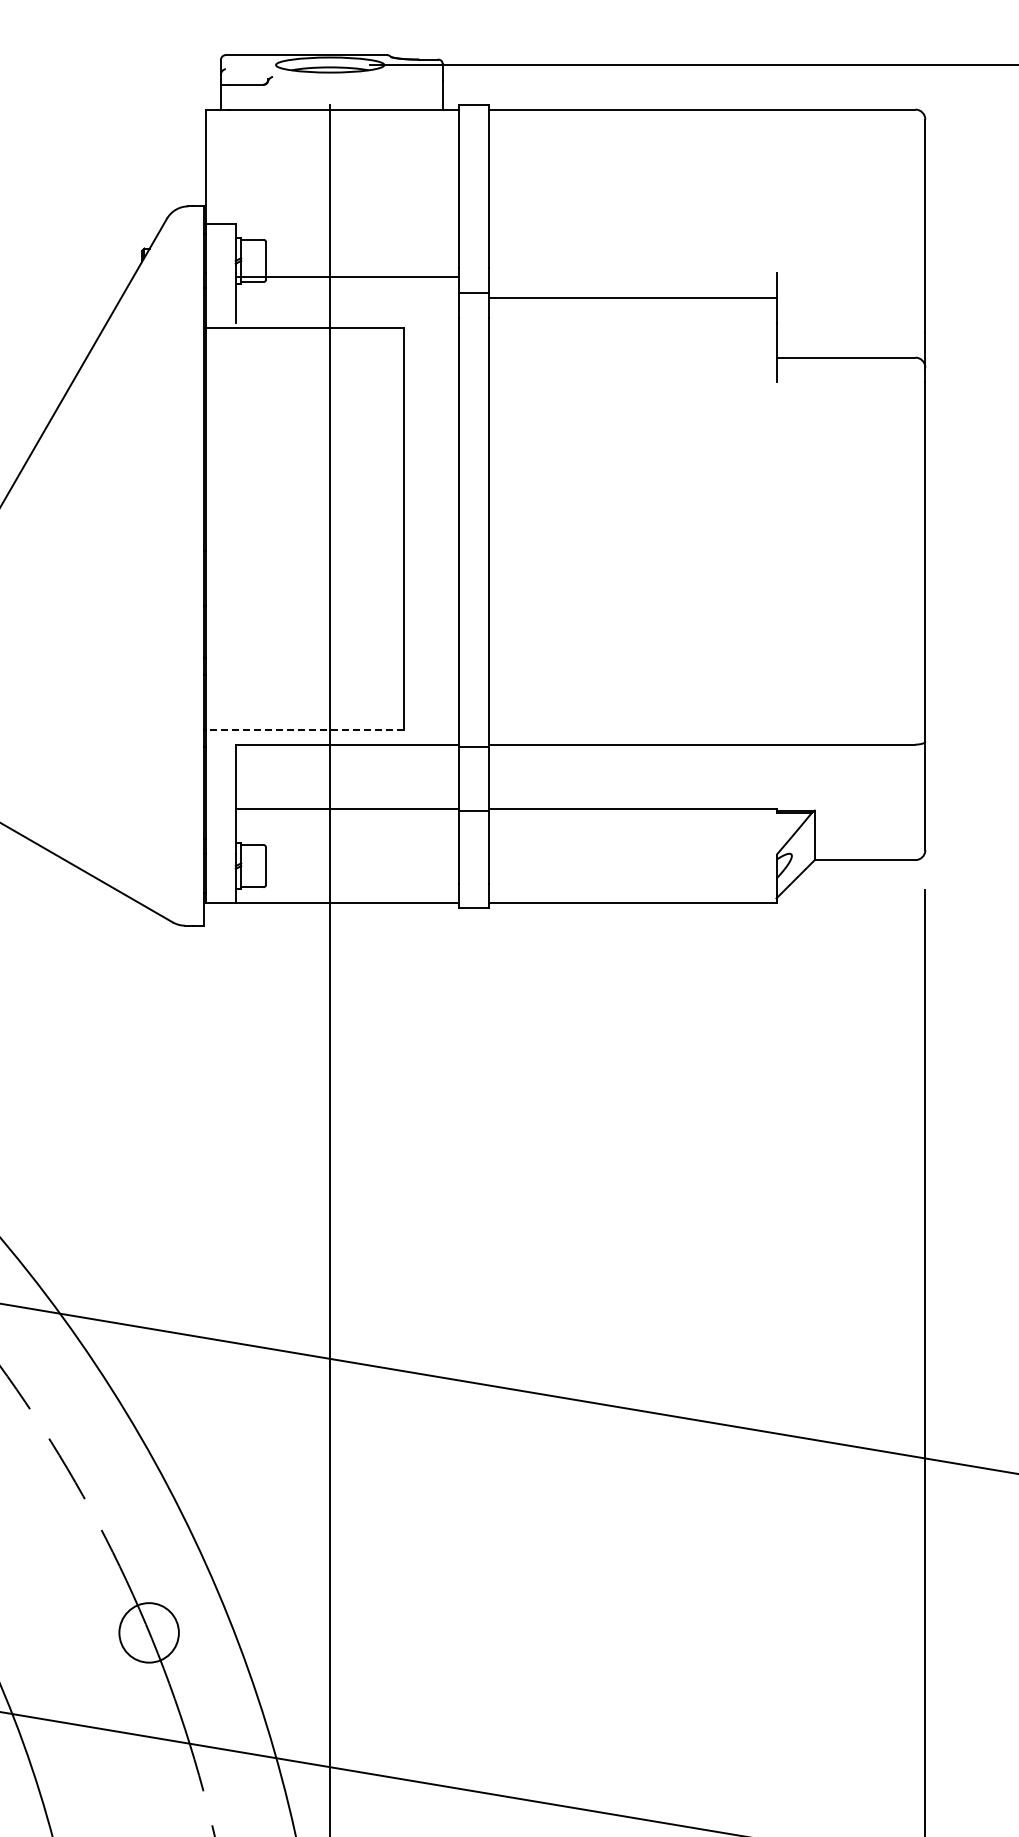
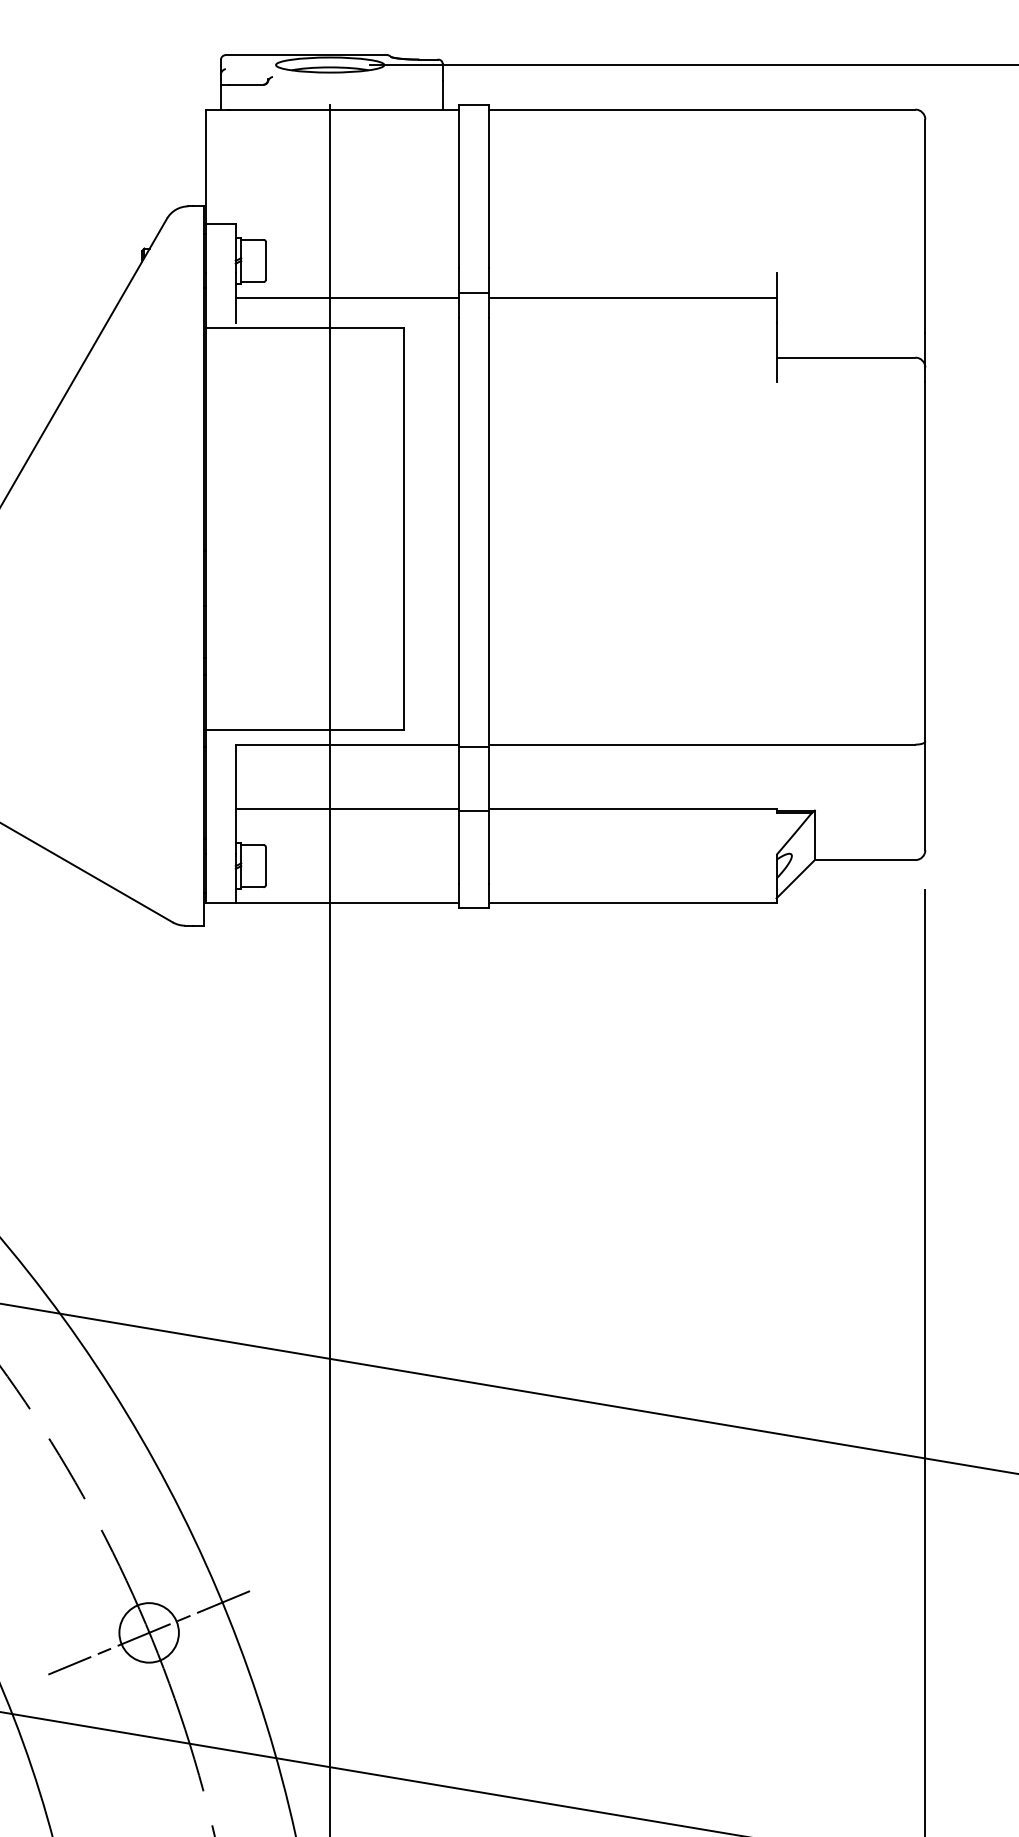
line position: (347, 277) -> (347, 298) (347, 298)
line: dashed -> solid (304, 729)
line: none -> present (149, 1632)
